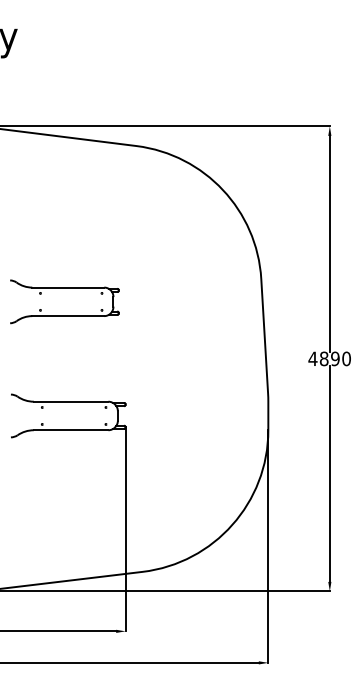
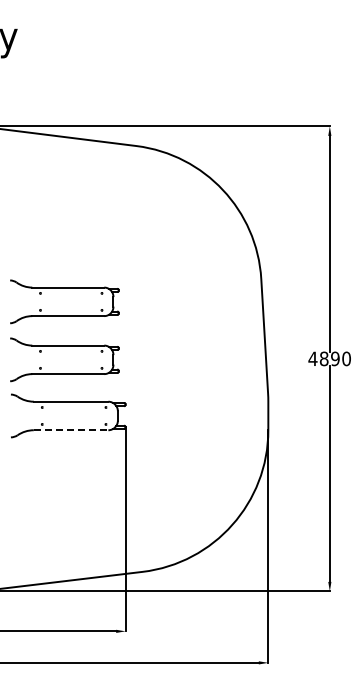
part: none -> present (64, 346)
line: solid -> dashed (71, 430)
